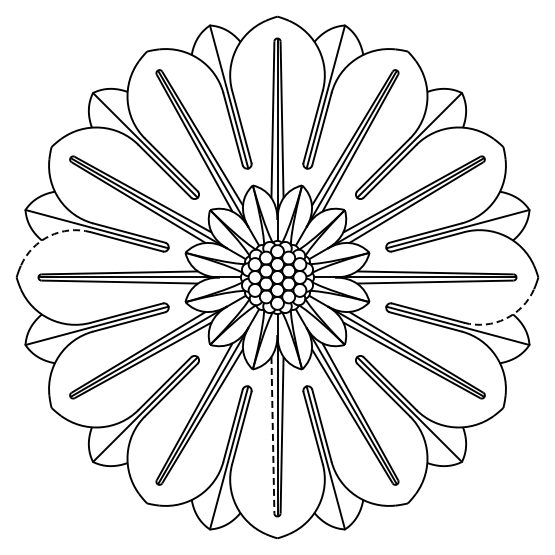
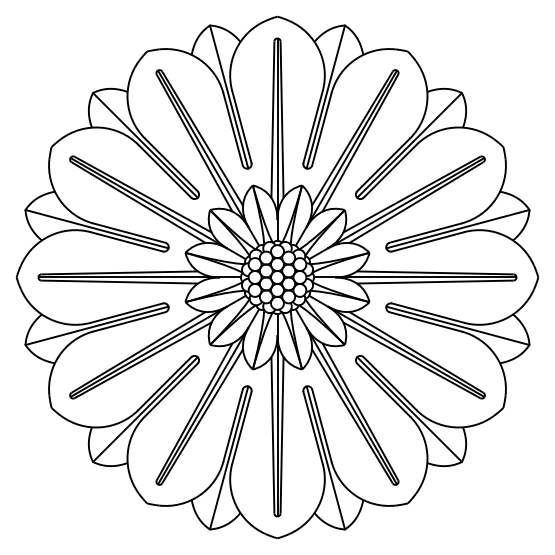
arc: dashed -> solid (49, 236)
arc: dashed -> solid (505, 318)
line: dashed -> solid (272, 435)
